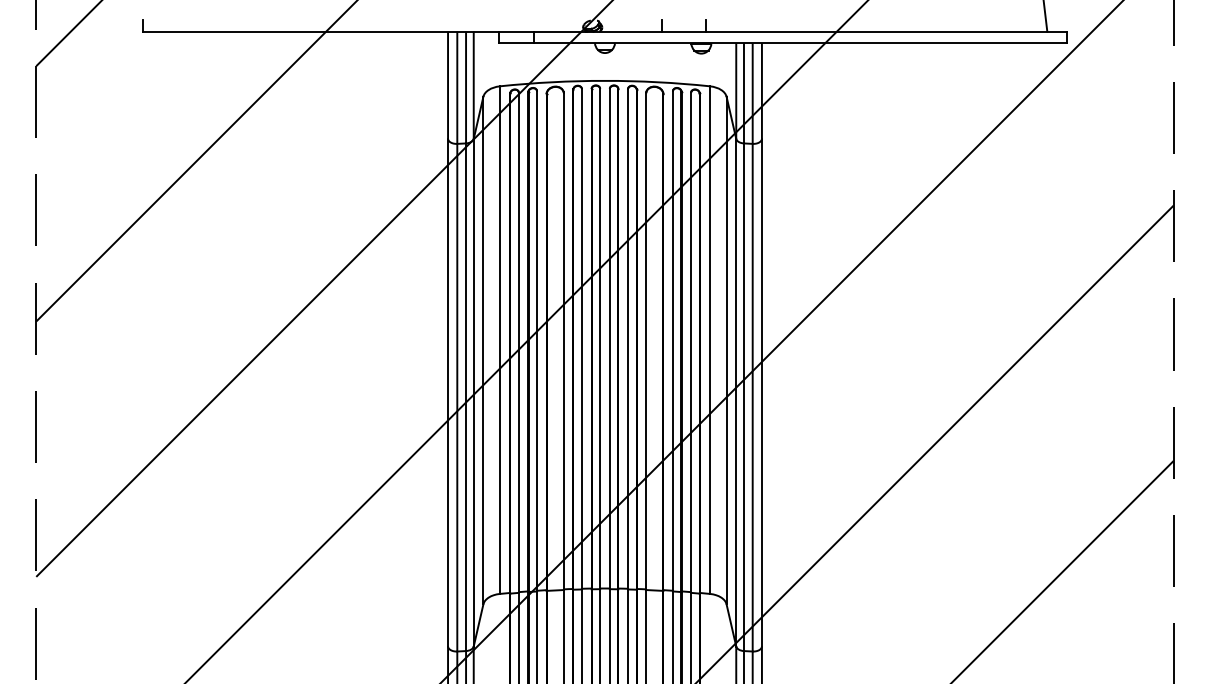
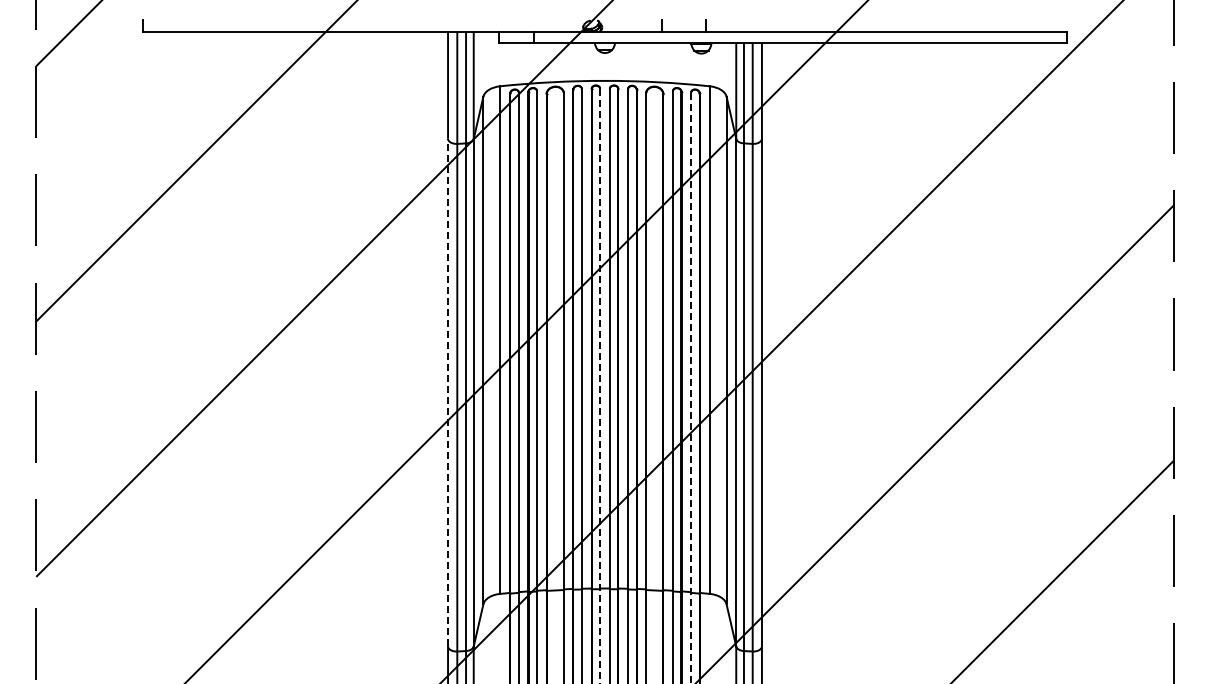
line: present -> none (1045, 16)
line: solid -> dashed (600, 386)
line: solid -> dashed (691, 388)
line: solid -> dashed (448, 392)
